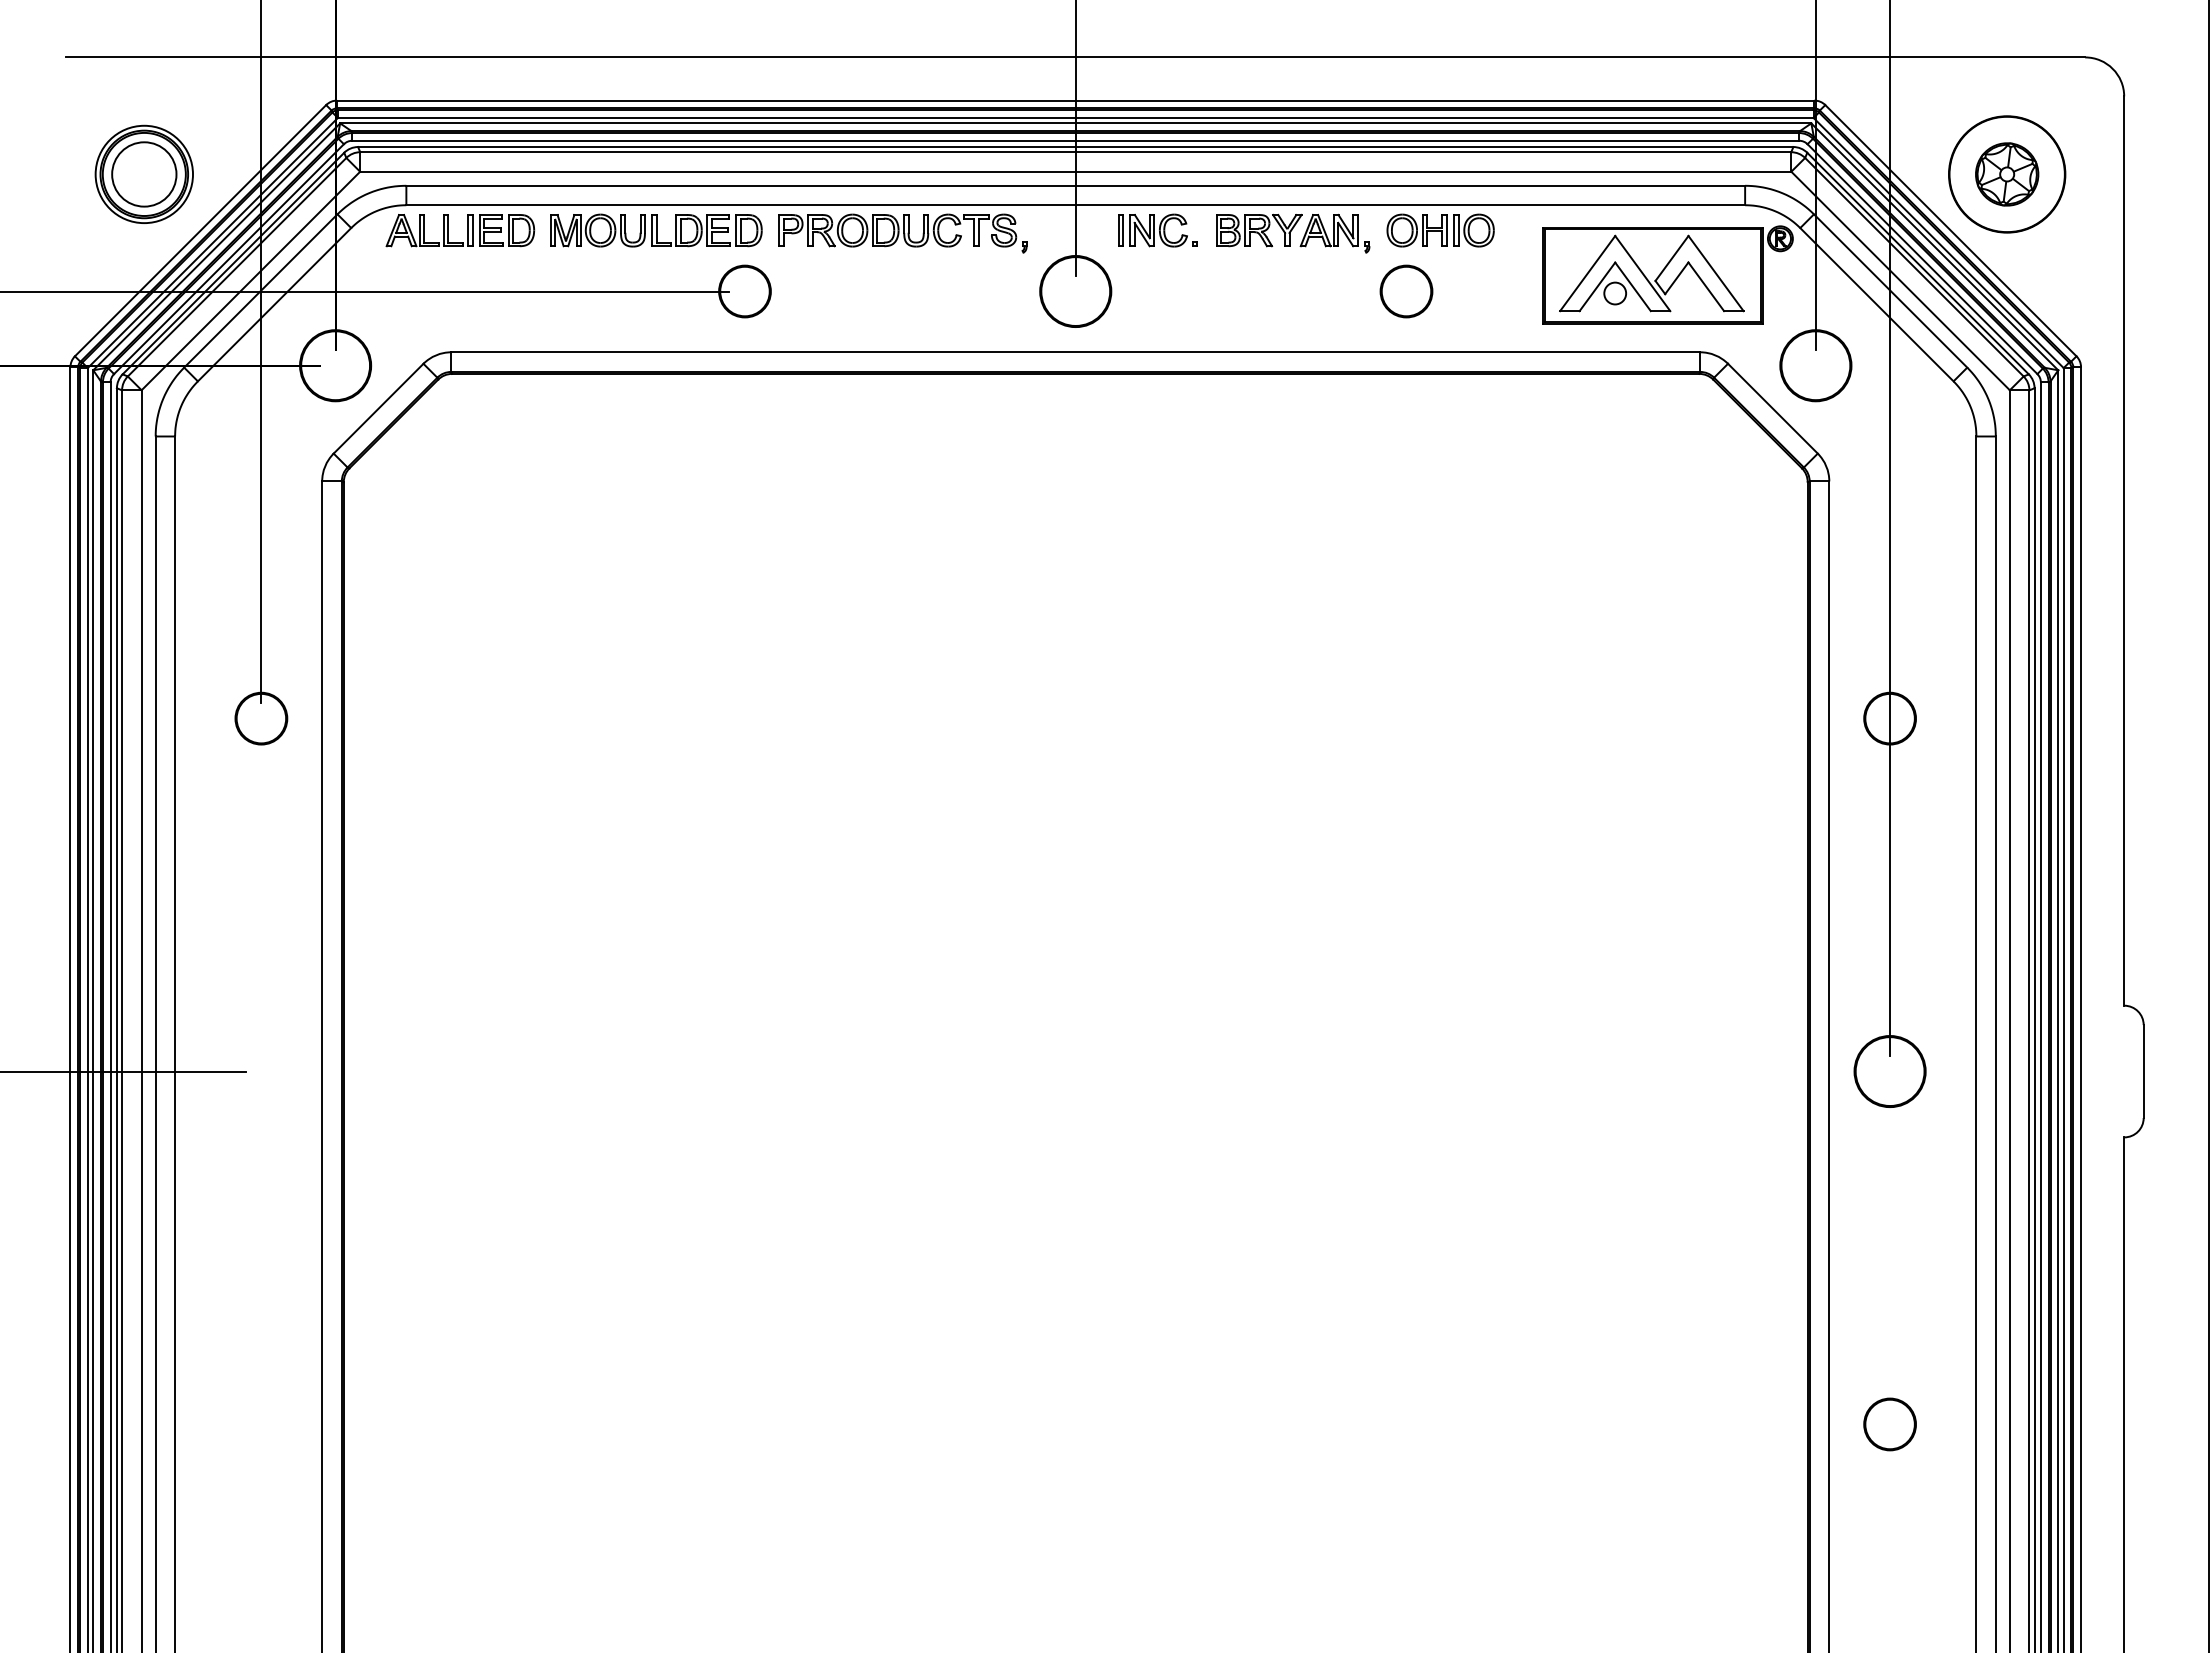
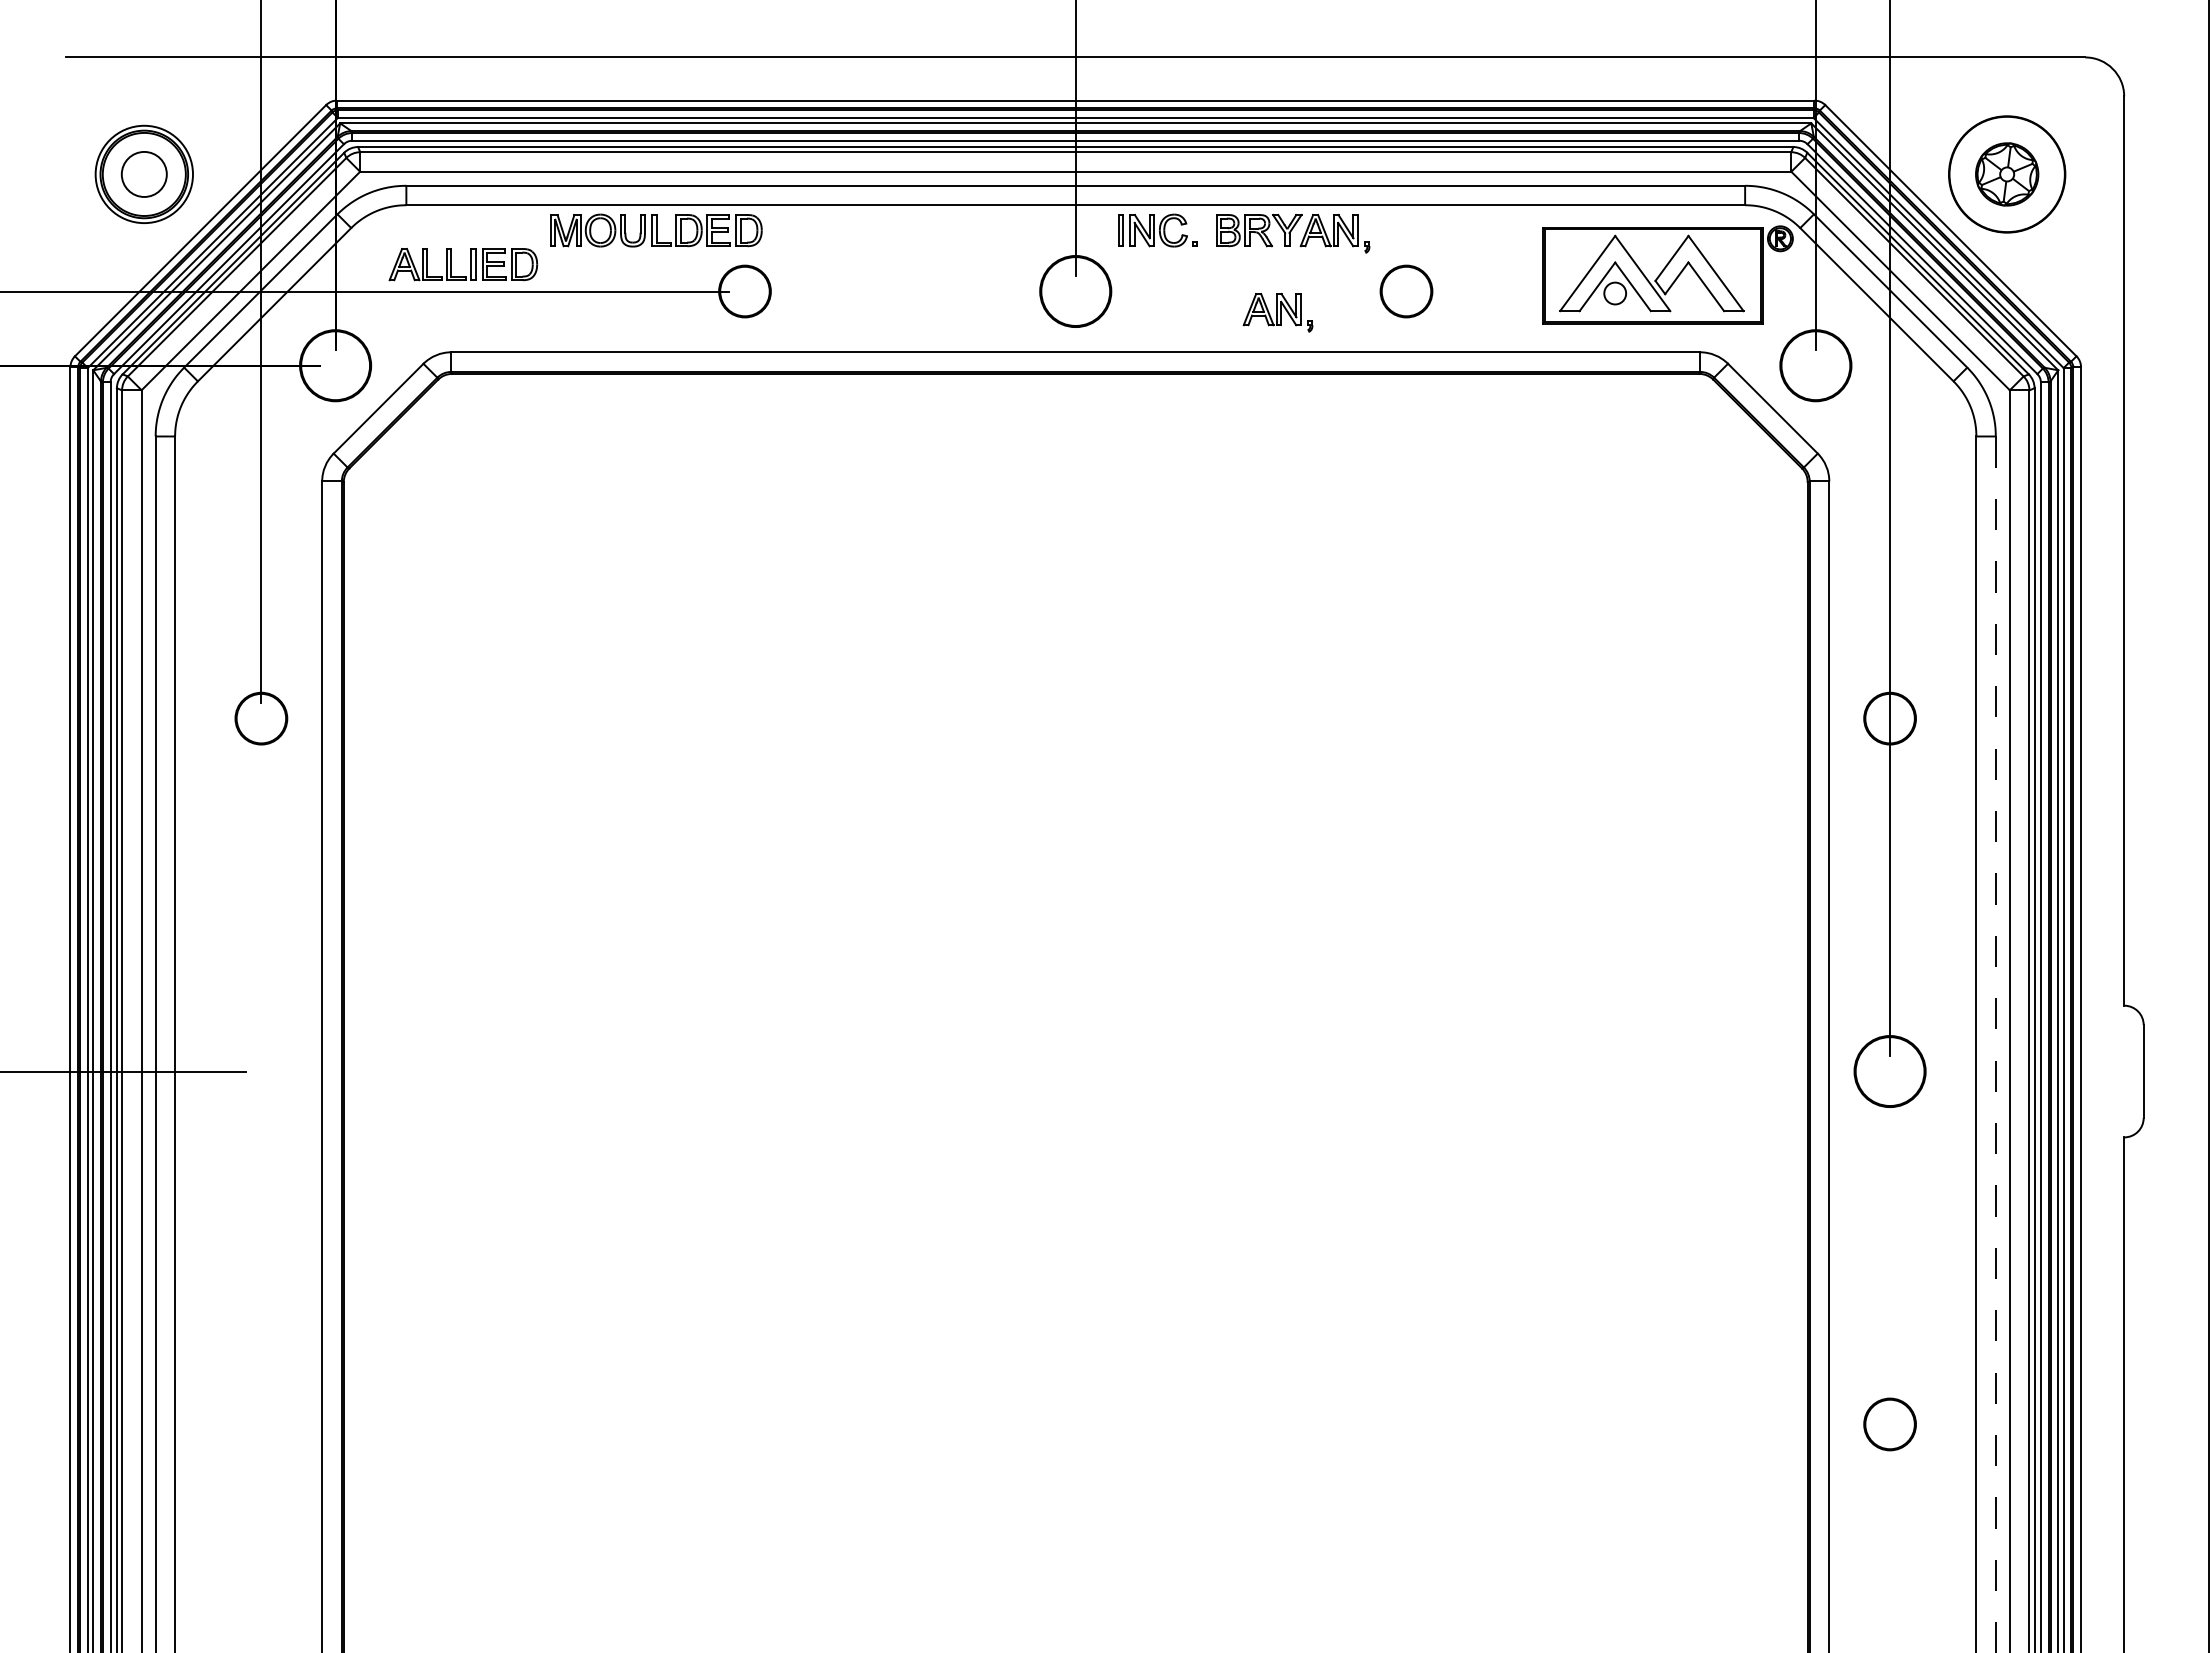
circle diameter: 64 px -> 45 px (143, 173)
part position: (467, 230) -> (470, 264) (470, 264)
part: present -> none (1440, 230)
part: present -> none (902, 233)
part: none -> present (1277, 312)
line: solid -> dashed (1995, 1045)
